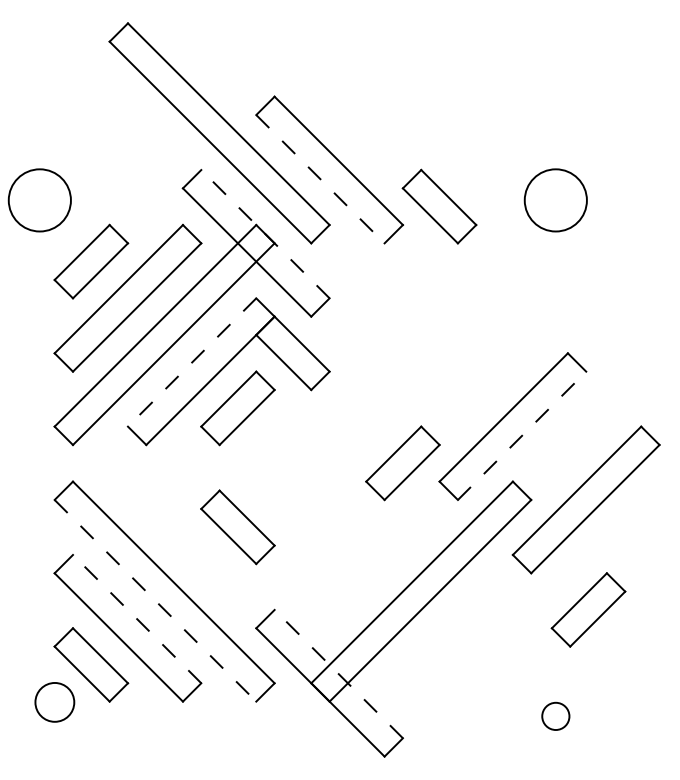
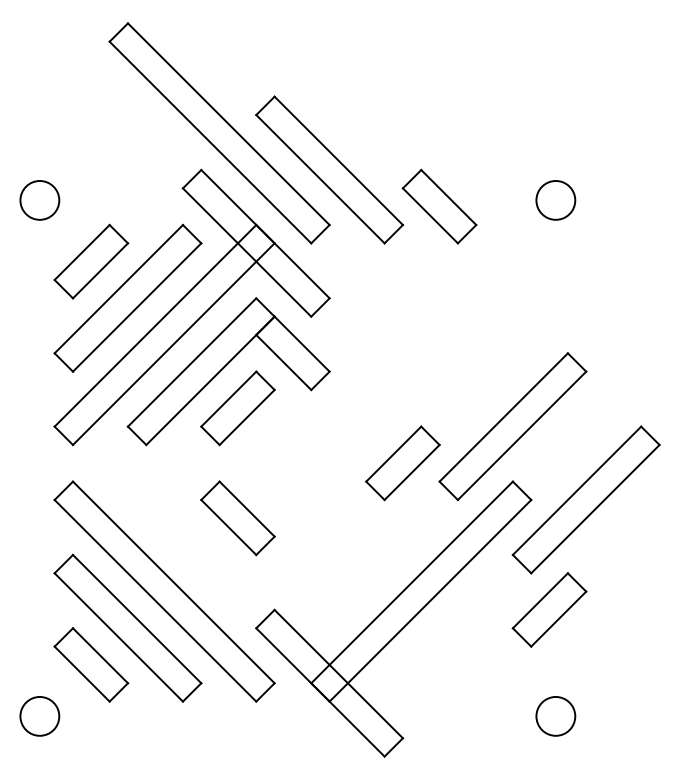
line: dashed -> solid (320, 179)
circle diameter: 62 px -> 39 px (39, 199)
circle diameter: 62 px -> 39 px (555, 199)
line: dashed -> solid (265, 234)
line: dashed -> solid (192, 362)
line: dashed -> solid (522, 435)
part position: (237, 527) -> (237, 518) (237, 518)
line: dashed -> solid (155, 600)
part position: (588, 609) -> (549, 609) (549, 609)
line: dashed -> solid (137, 619)
line: dashed -> solid (338, 674)
circle position: (54, 702) -> (39, 716) (39, 716)
circle diameter: 27 px -> 39 px (555, 715)
